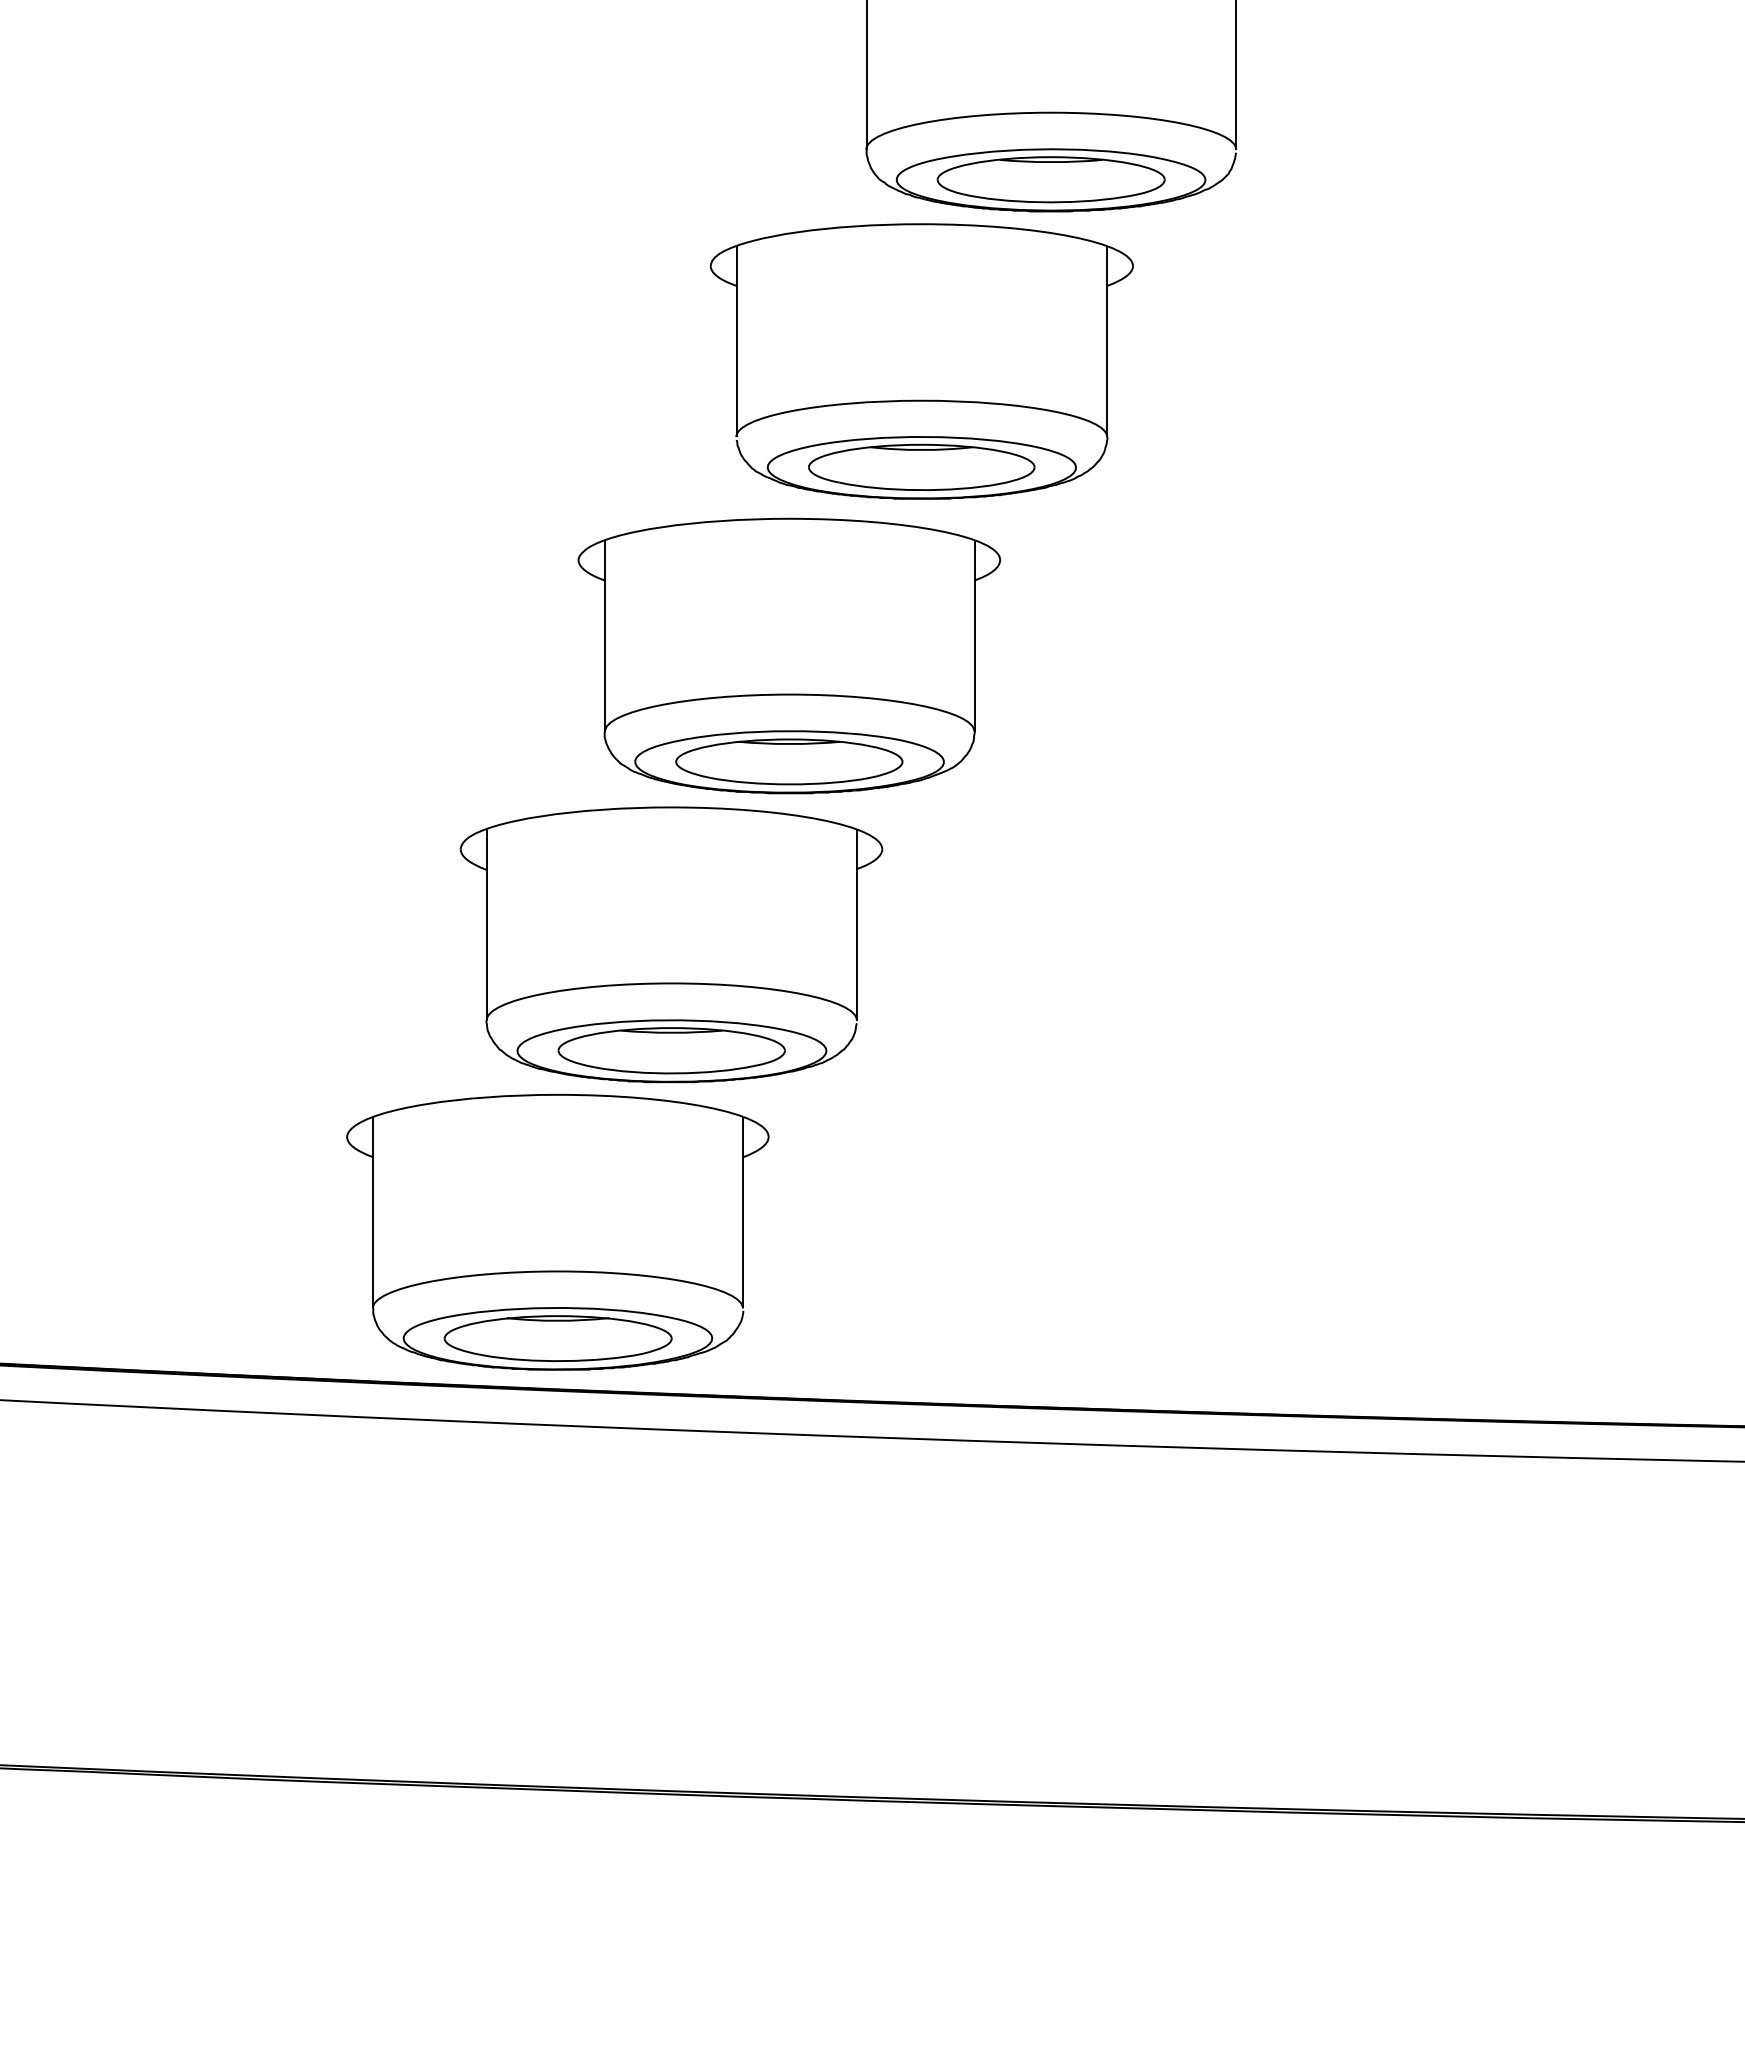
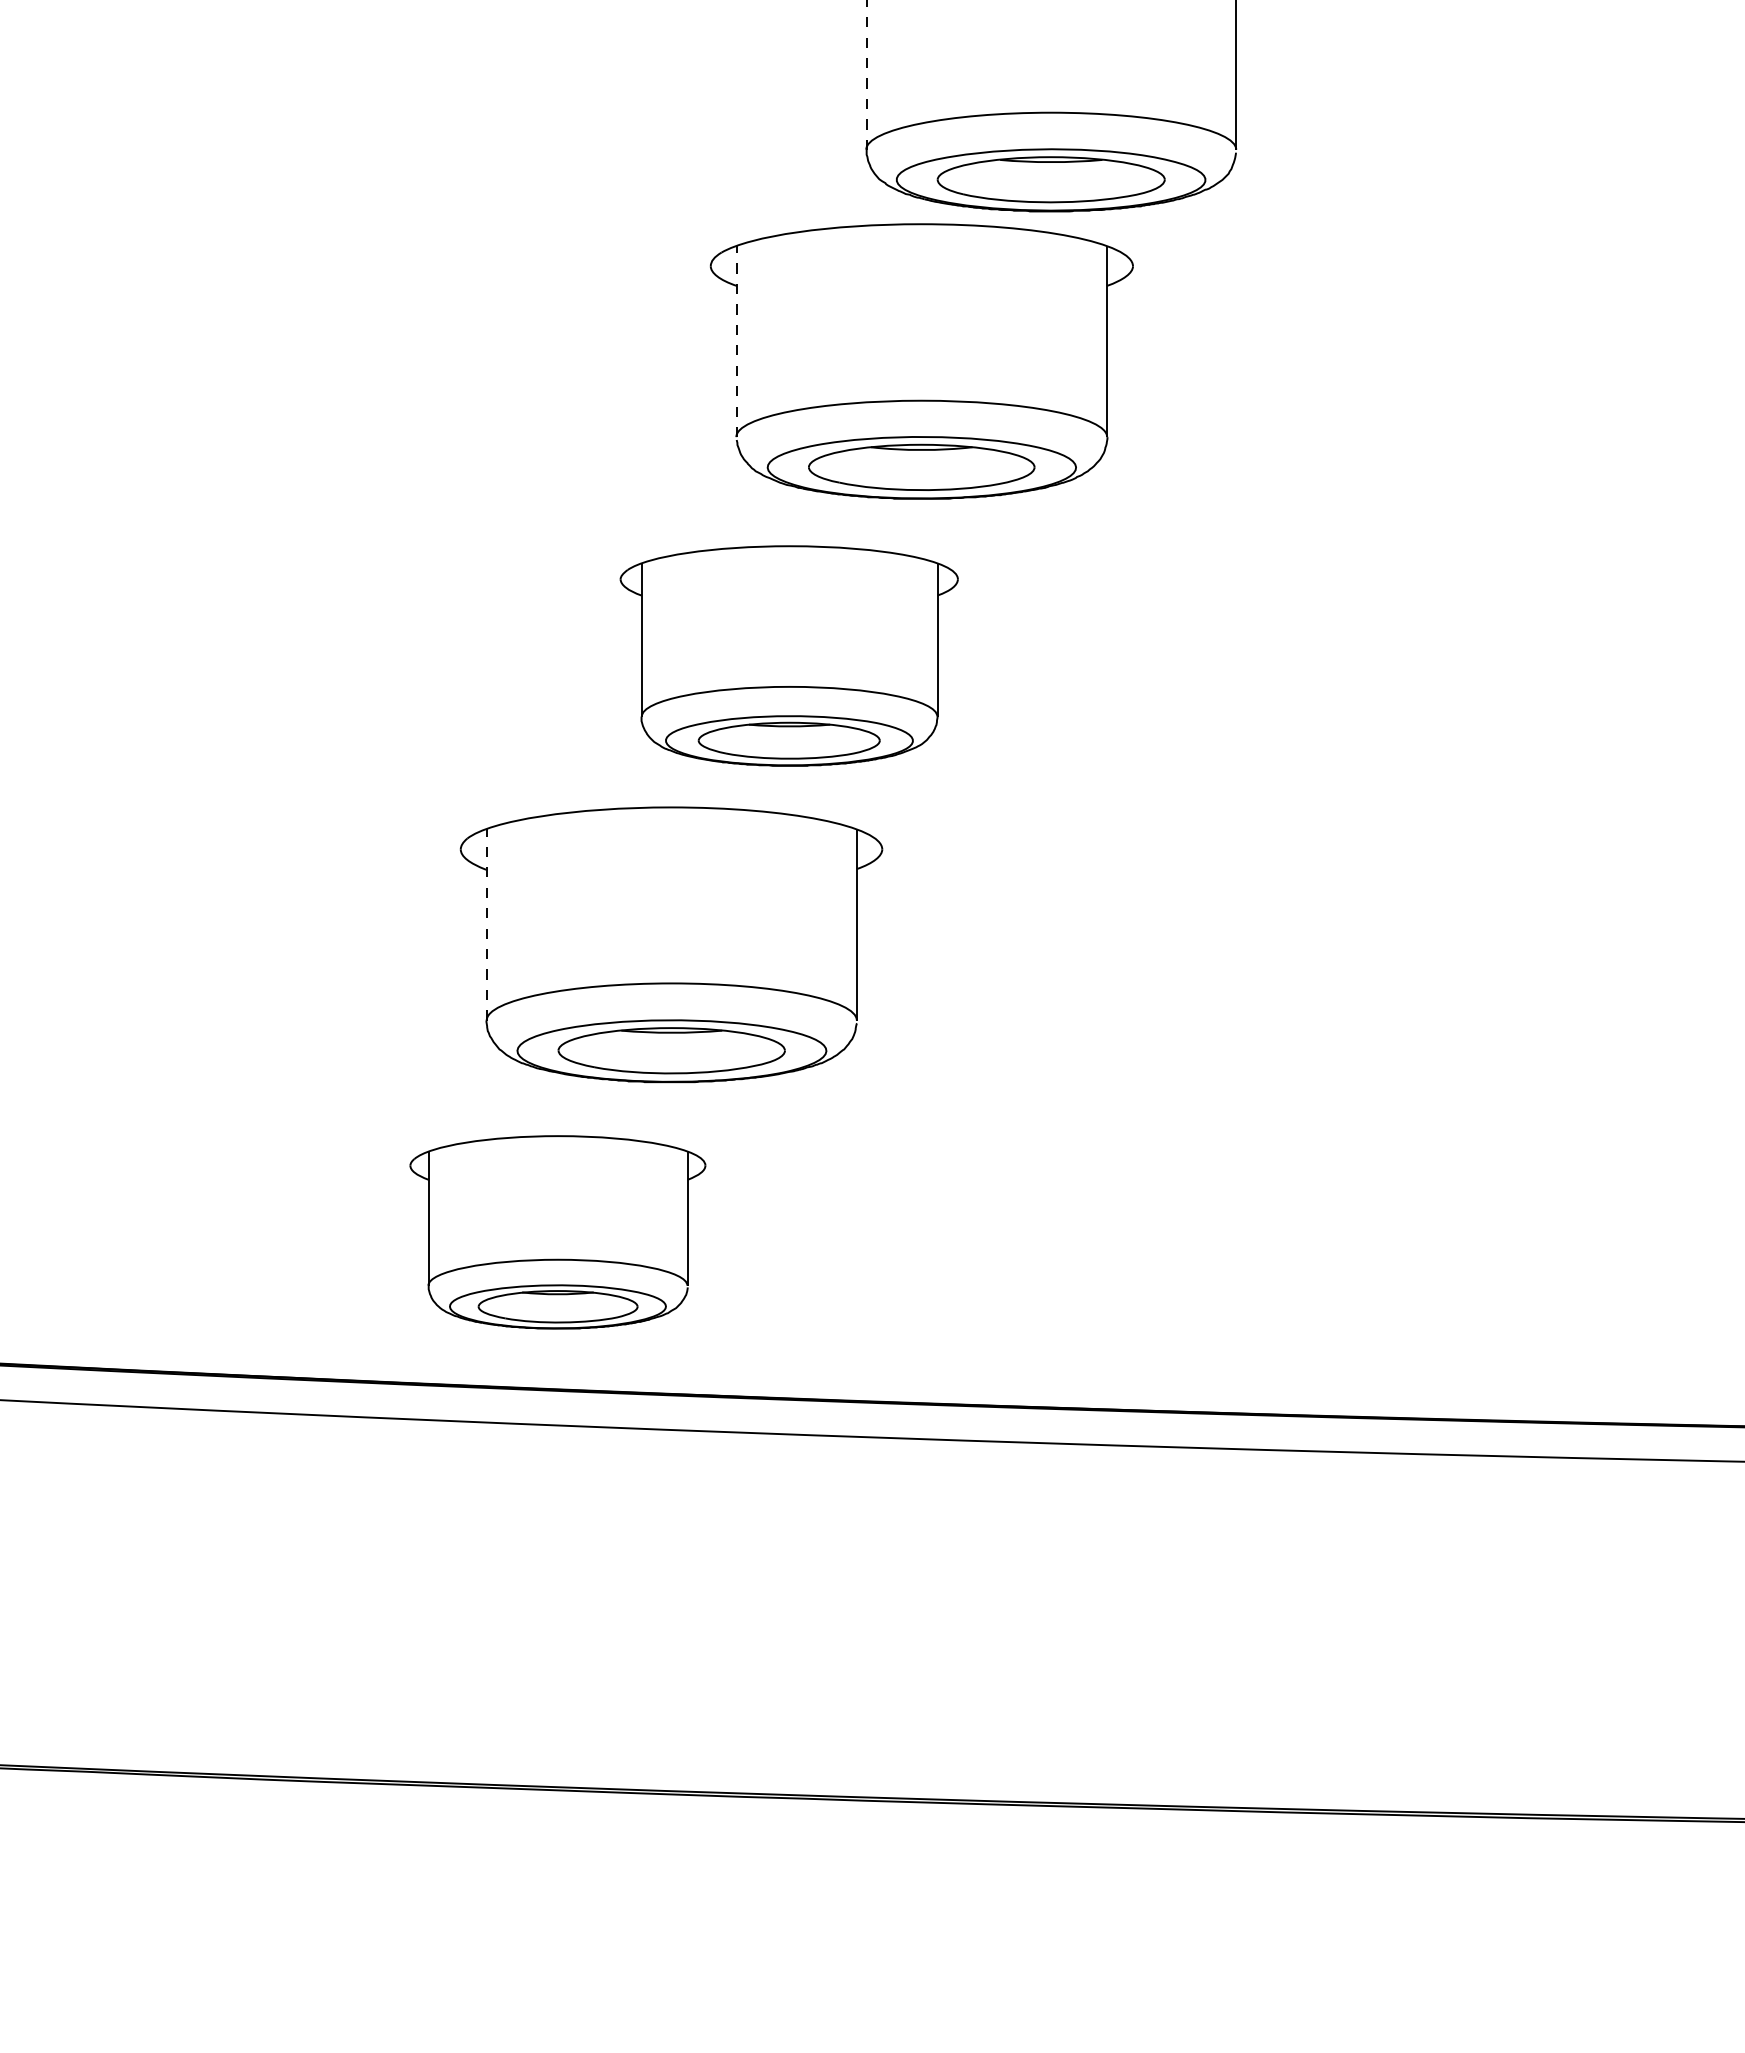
line: solid -> dashed (866, 75)
line: solid -> dashed (736, 341)
part size: 424x278 px -> 340x222 px (788, 655)
line: solid -> dashed (486, 924)
part size: 424x277 px -> 298x195 px (557, 1232)
